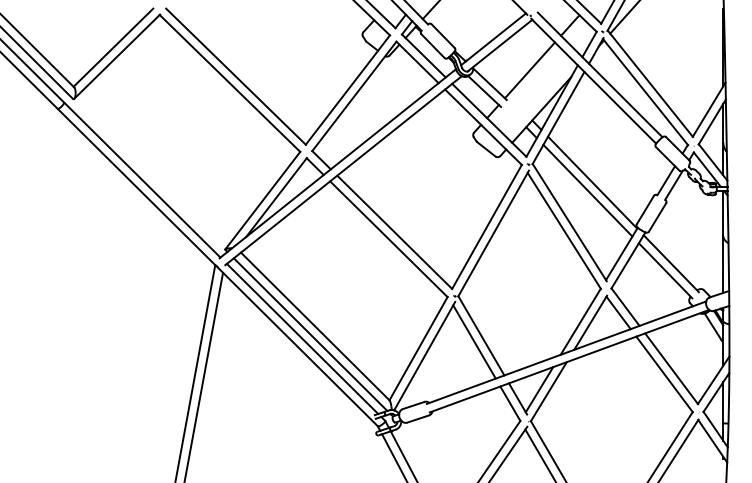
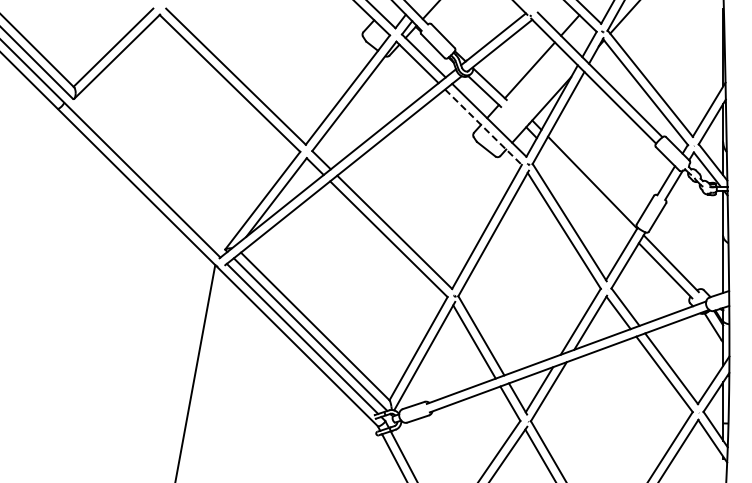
line: solid -> dashed (483, 127)
line: present -> none (587, 190)
line: present -> none (203, 375)
